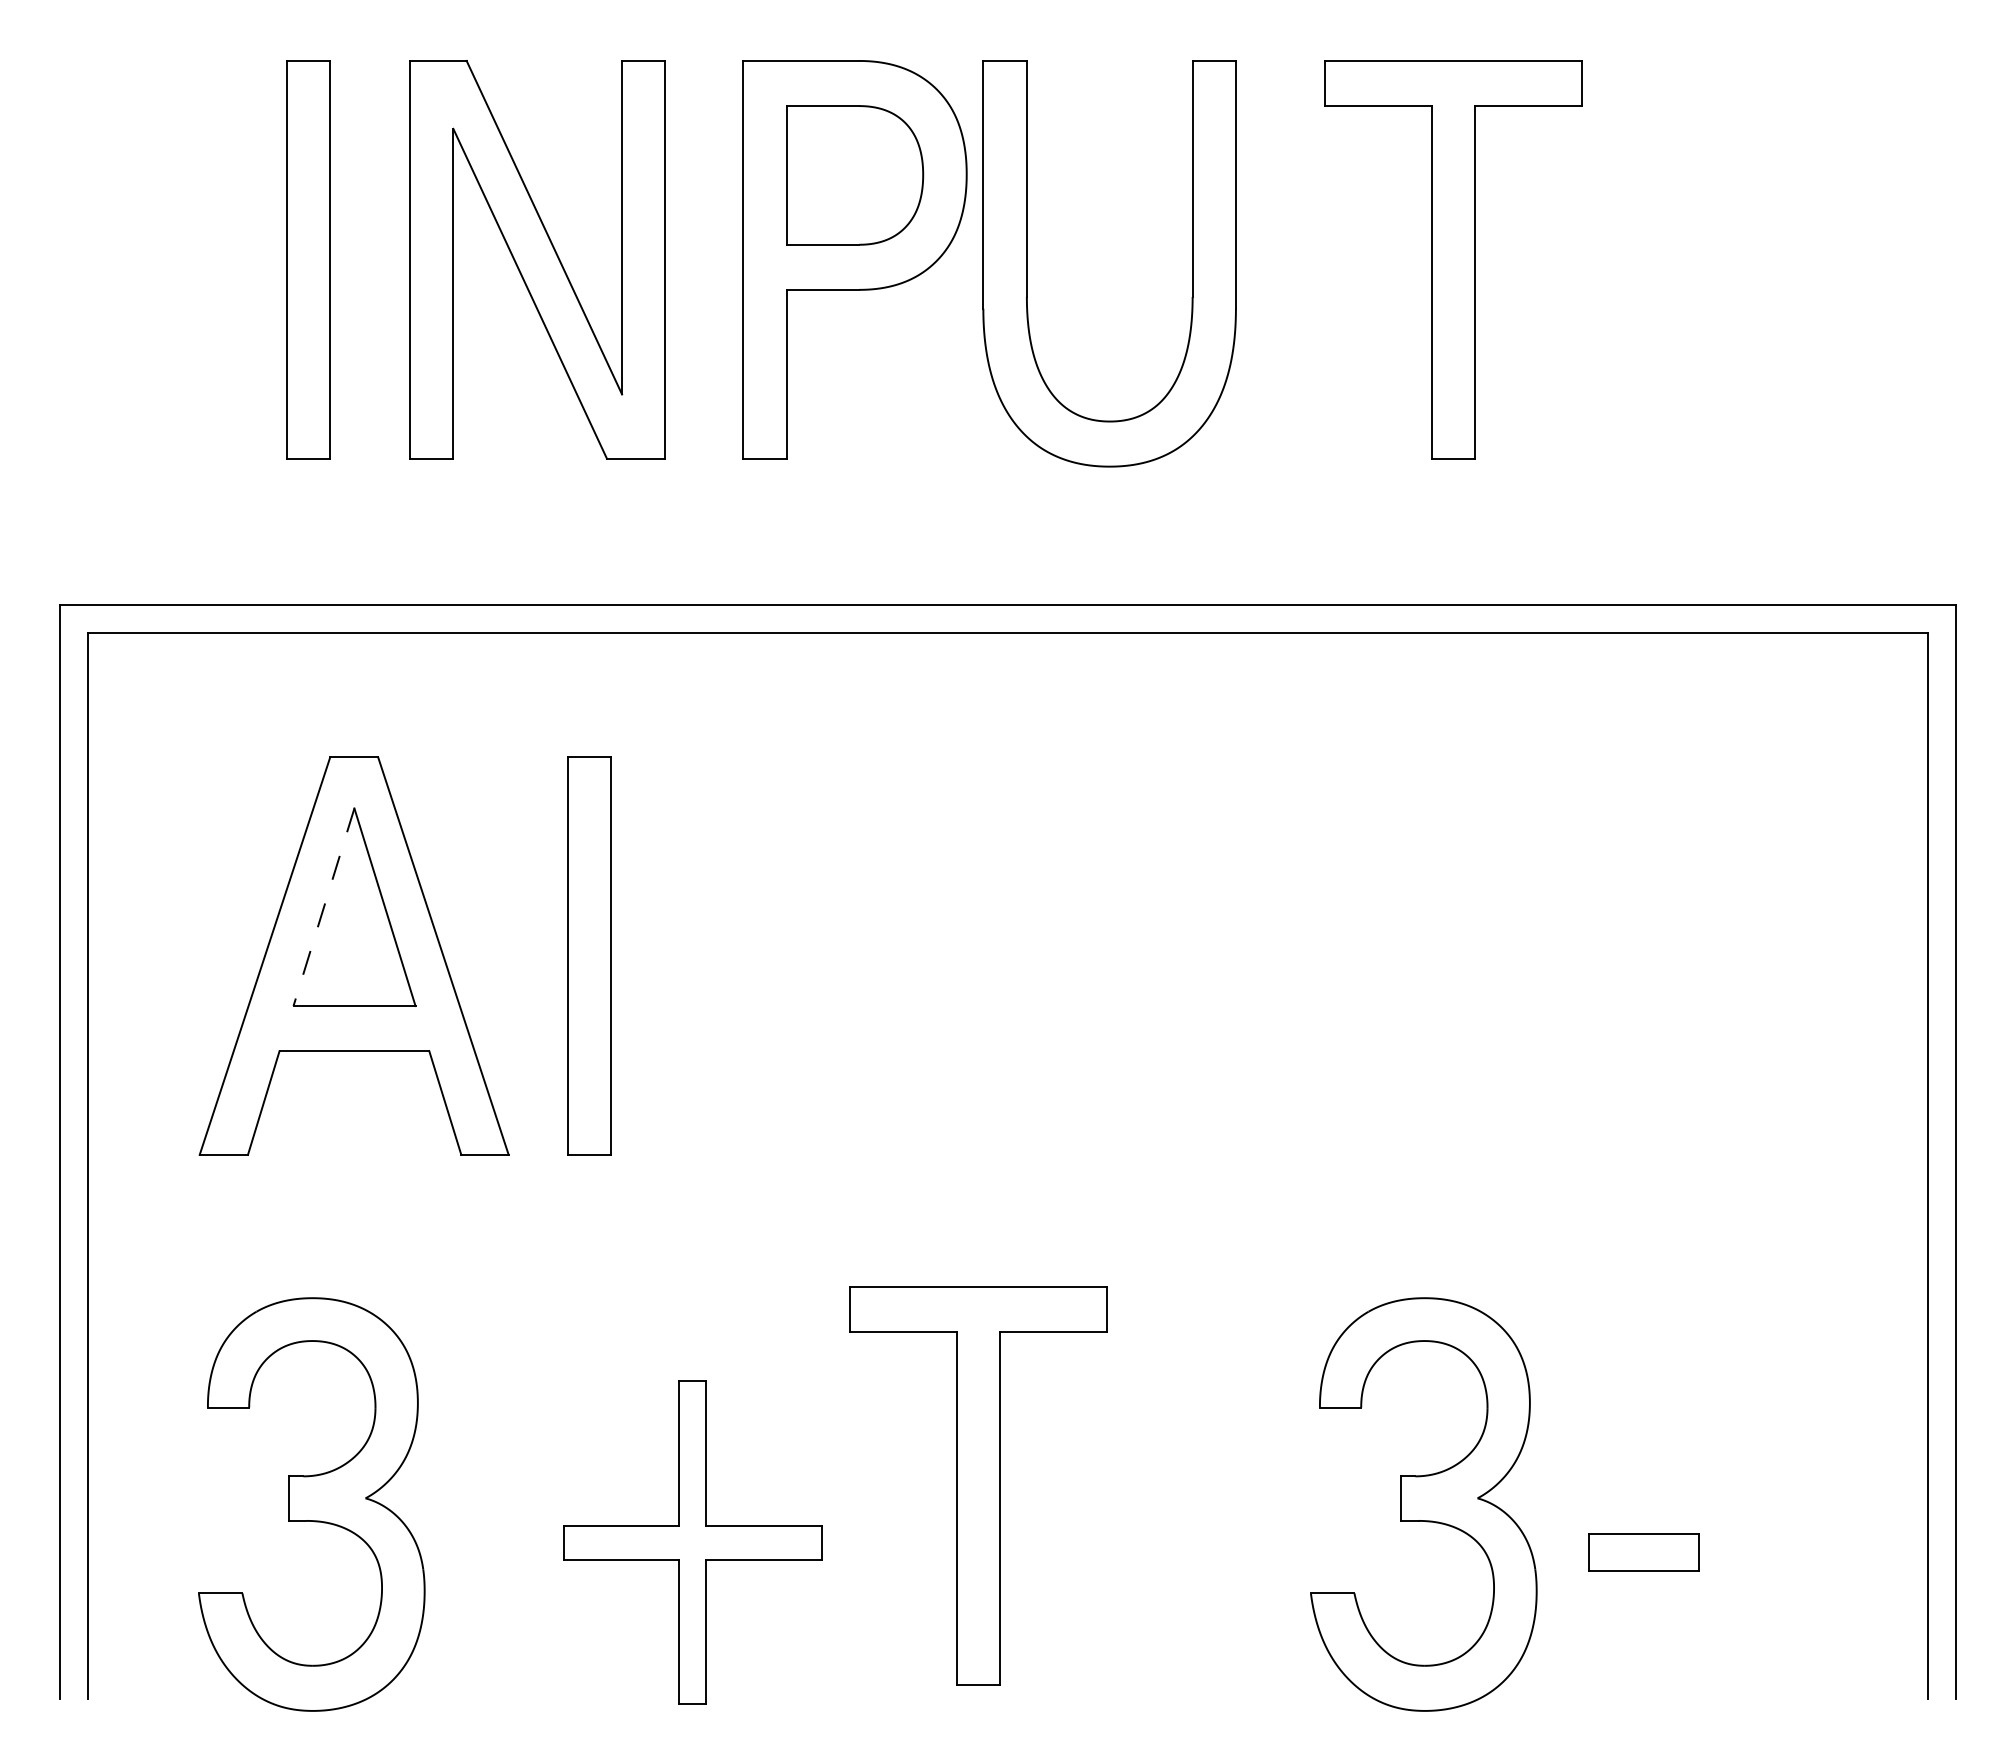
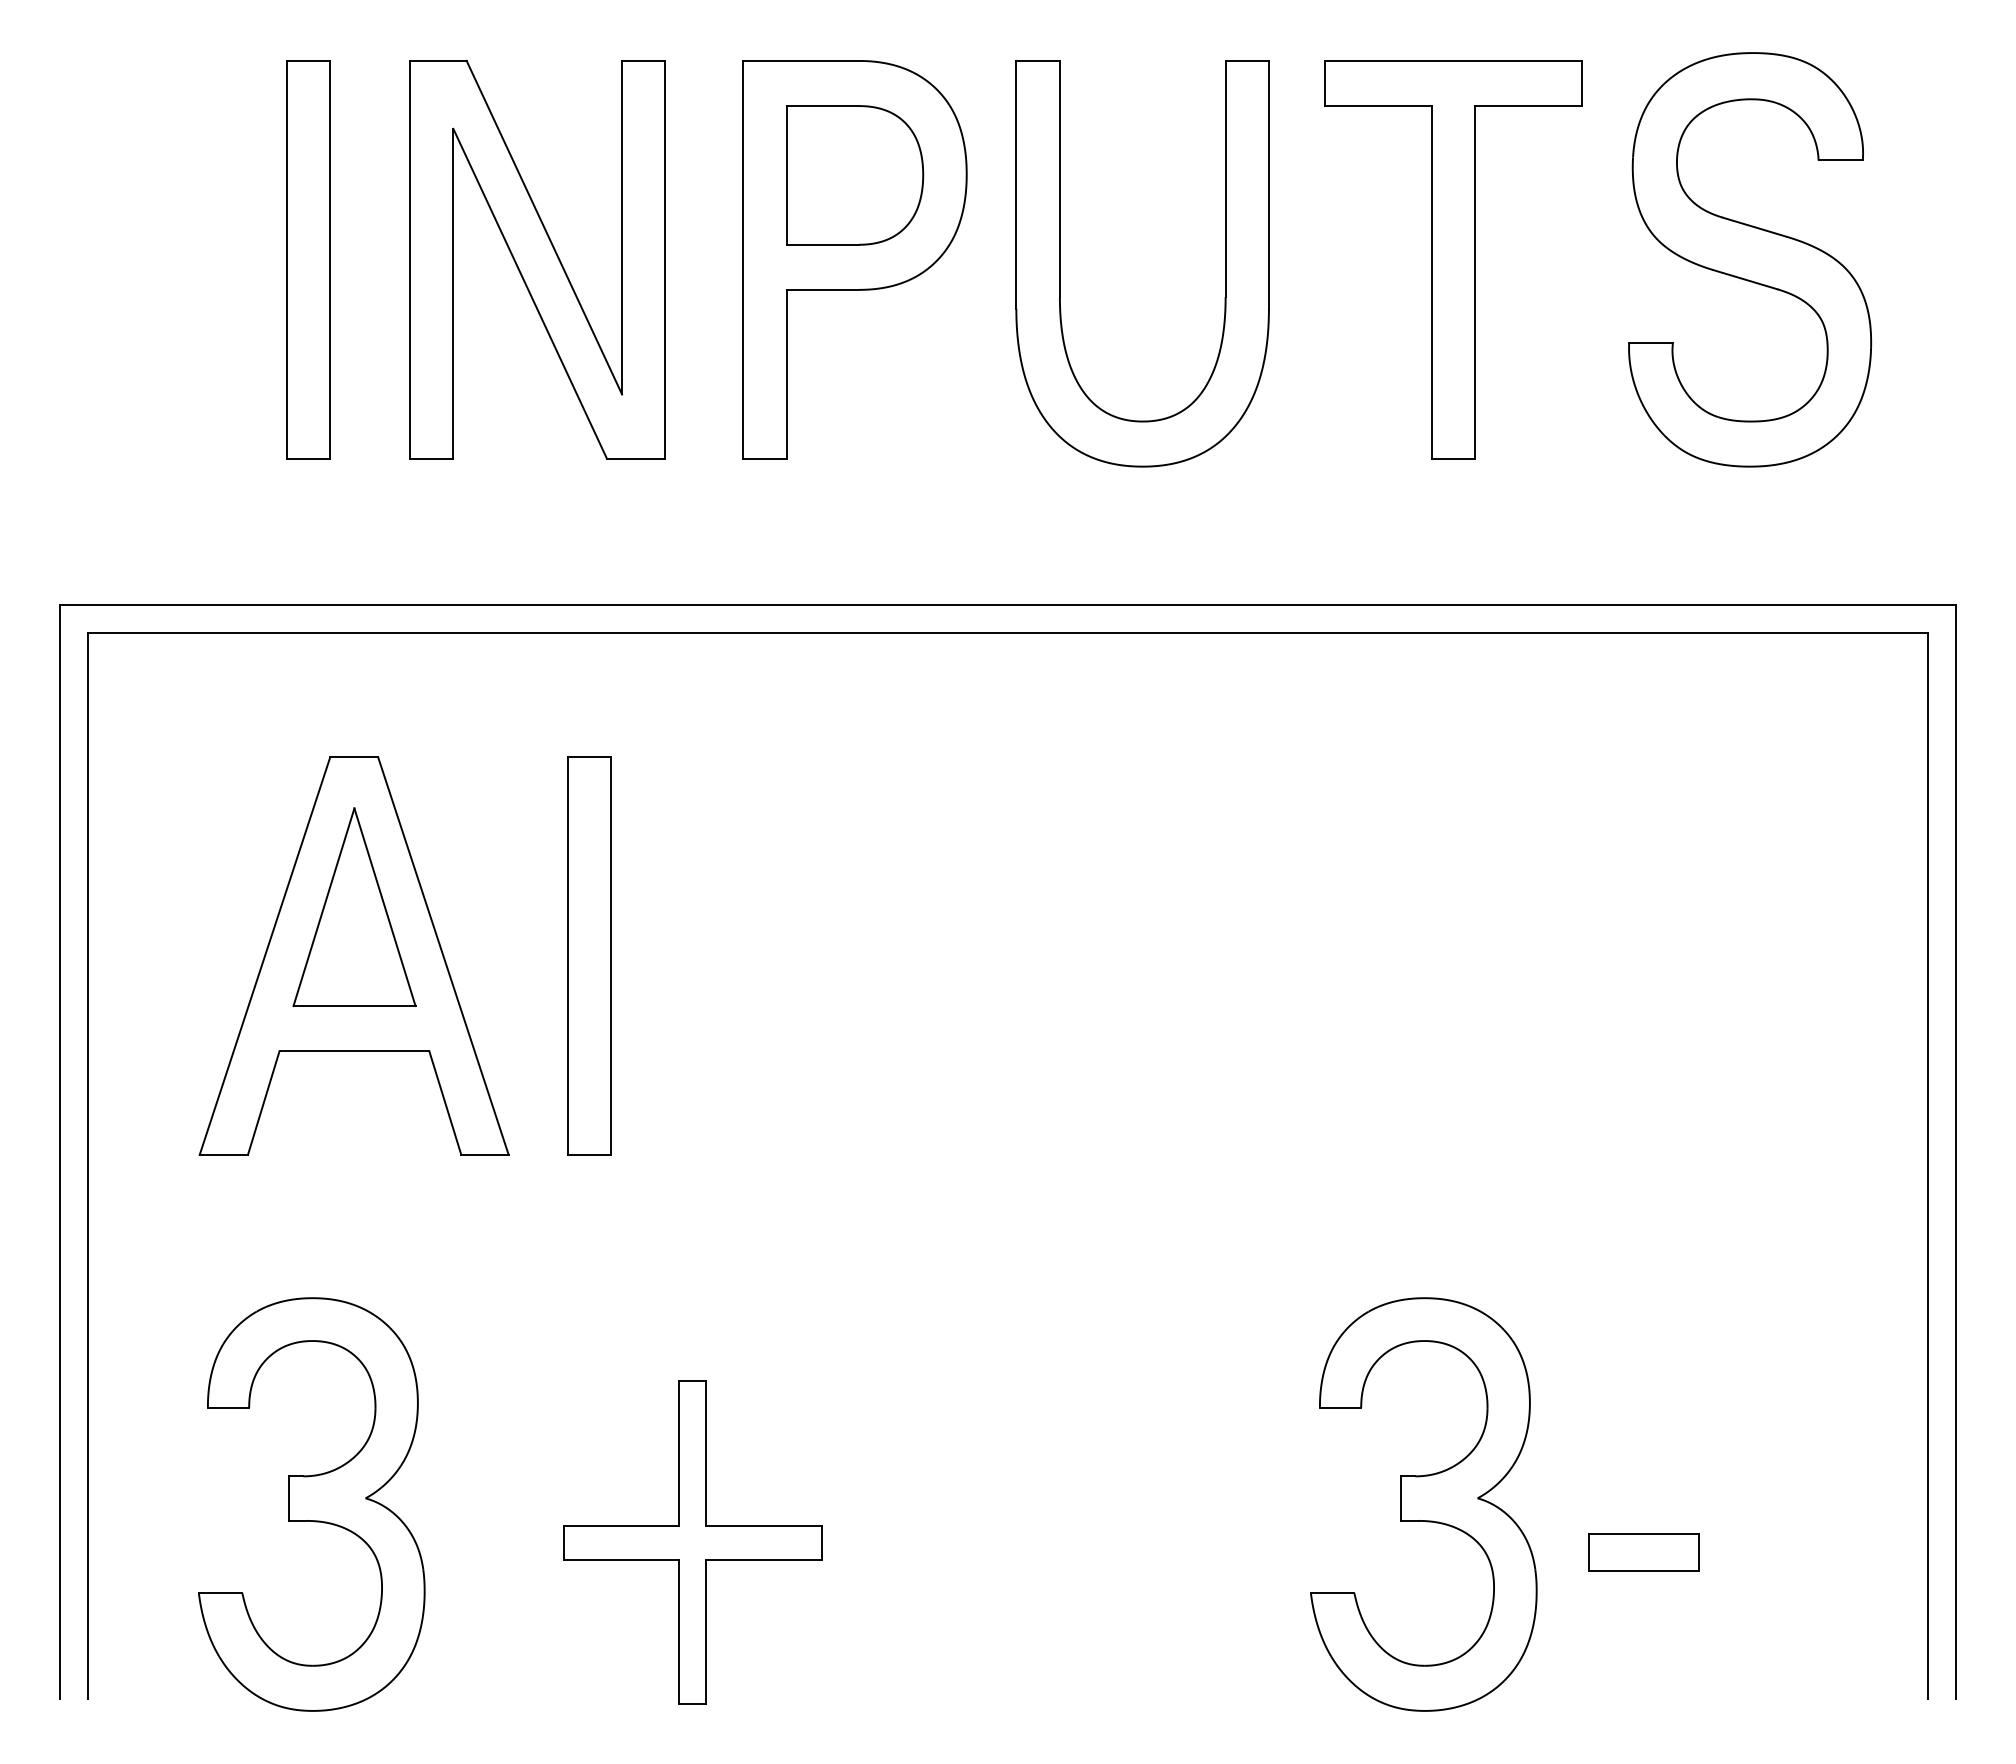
part: none -> present (1750, 259)
part position: (1027, 263) -> (1060, 263) (1060, 263)
line: dashed -> solid (323, 907)
part: present -> none (978, 1485)
